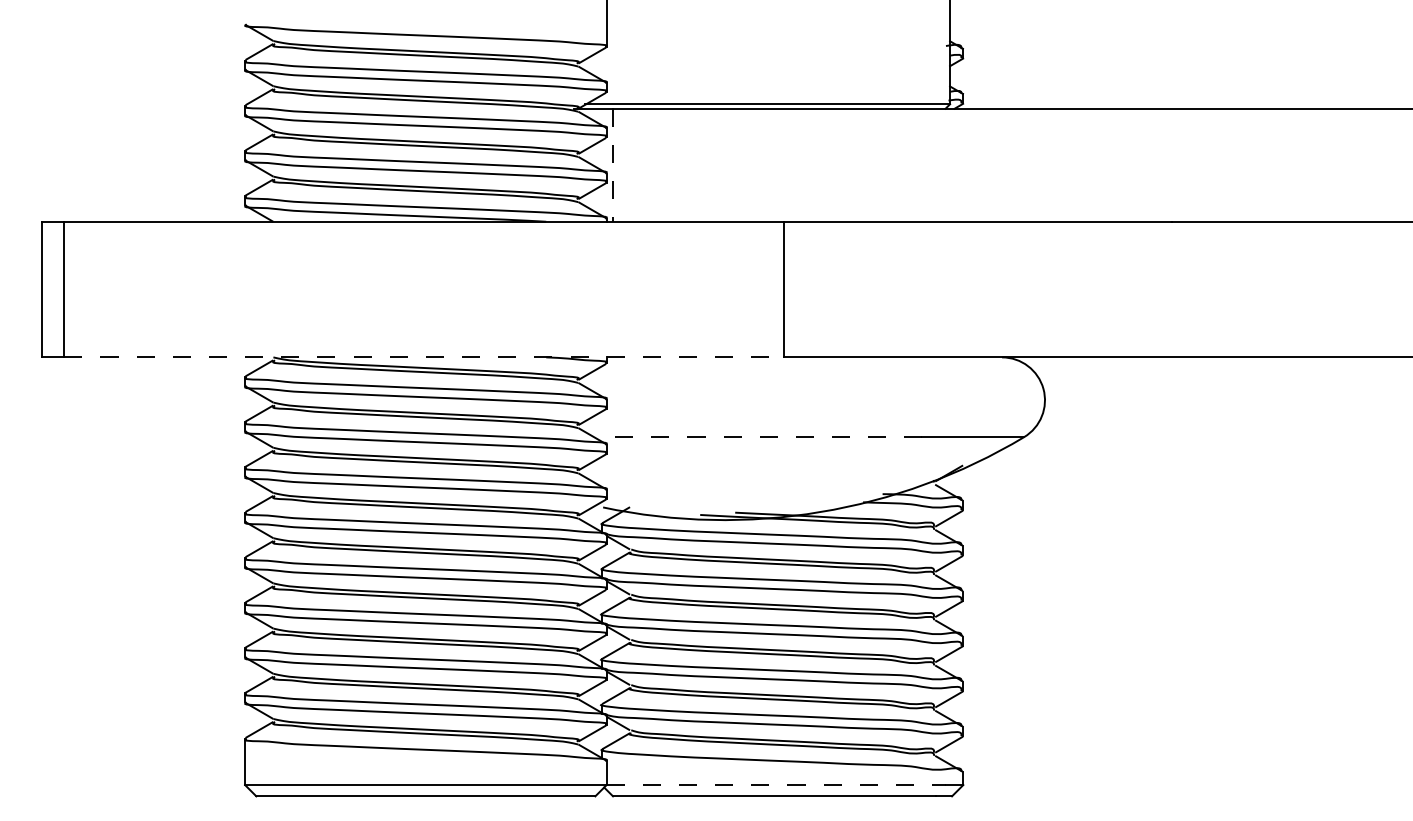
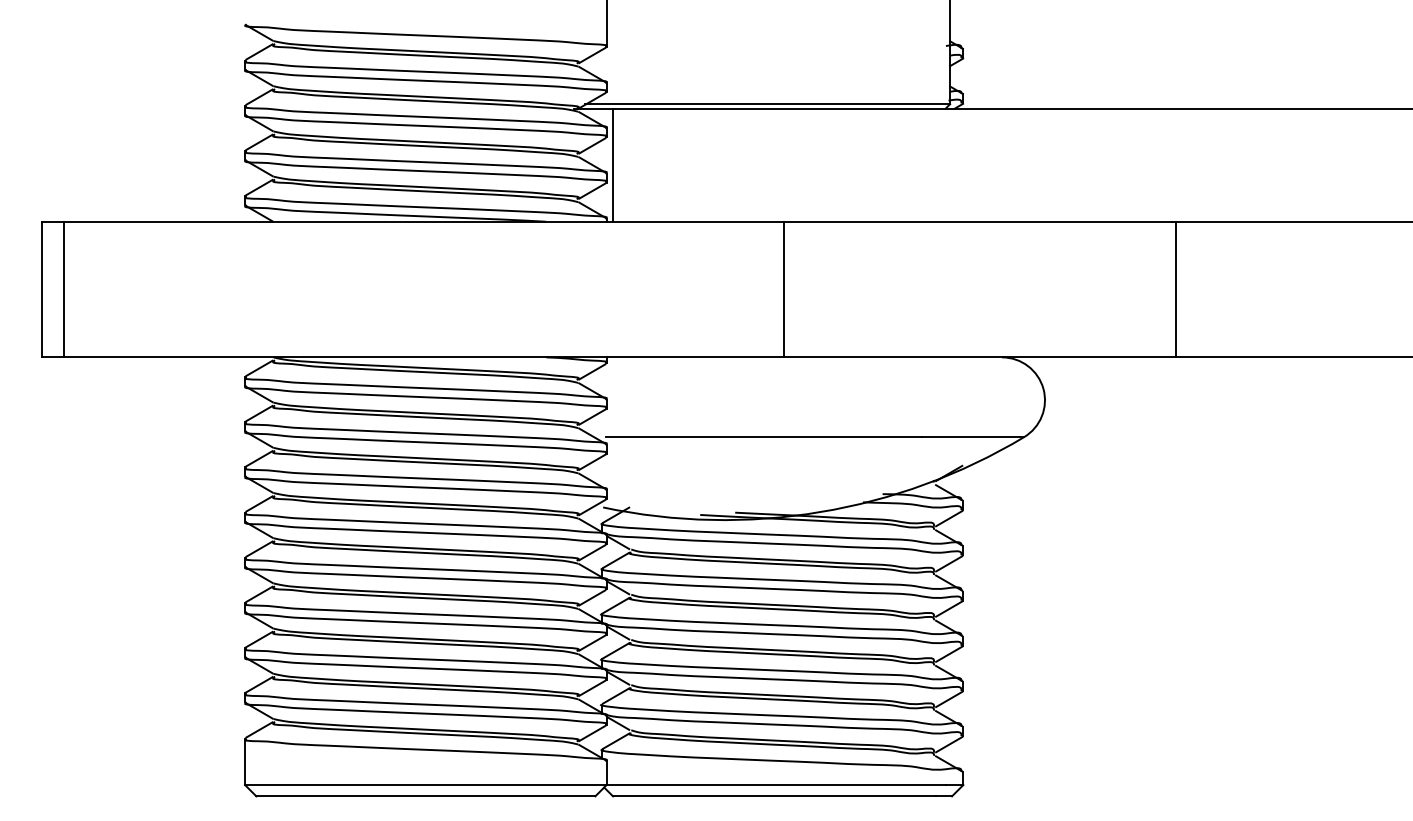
line: dashed -> solid (612, 165)
line: none -> present (1176, 289)
line: dashed -> solid (424, 357)
line: dashed -> solid (763, 437)
line: dashed -> solid (776, 785)
